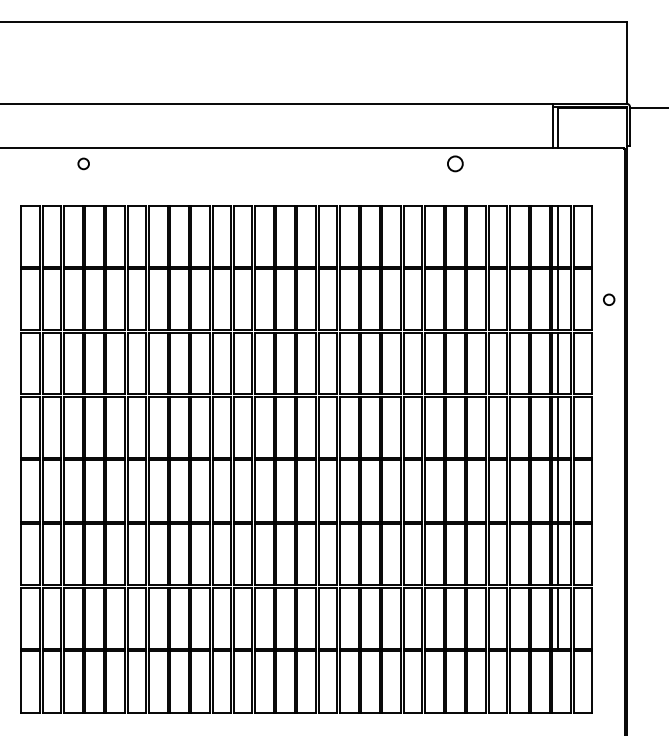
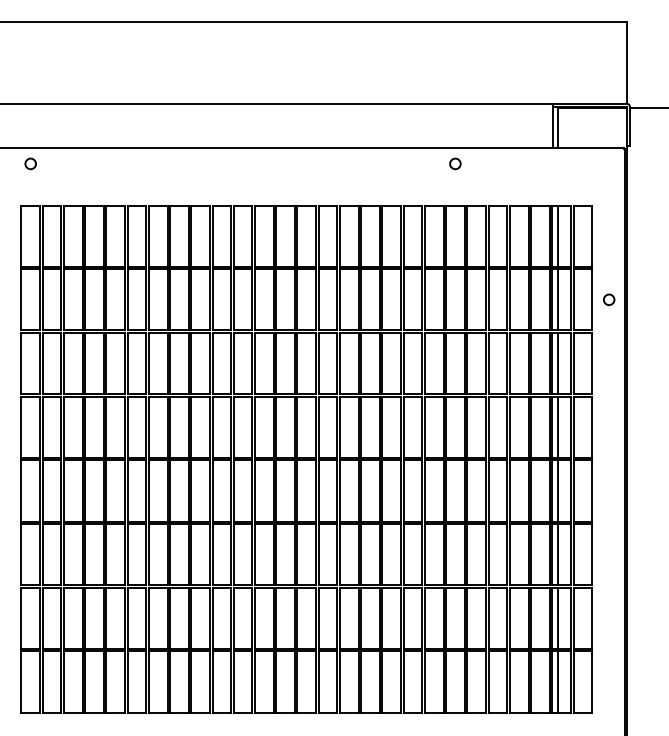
circle position: (83, 163) -> (30, 163) (30, 163)
circle size: 17x18 px -> 13x14 px (455, 163)
line: none -> present (557, 681)
